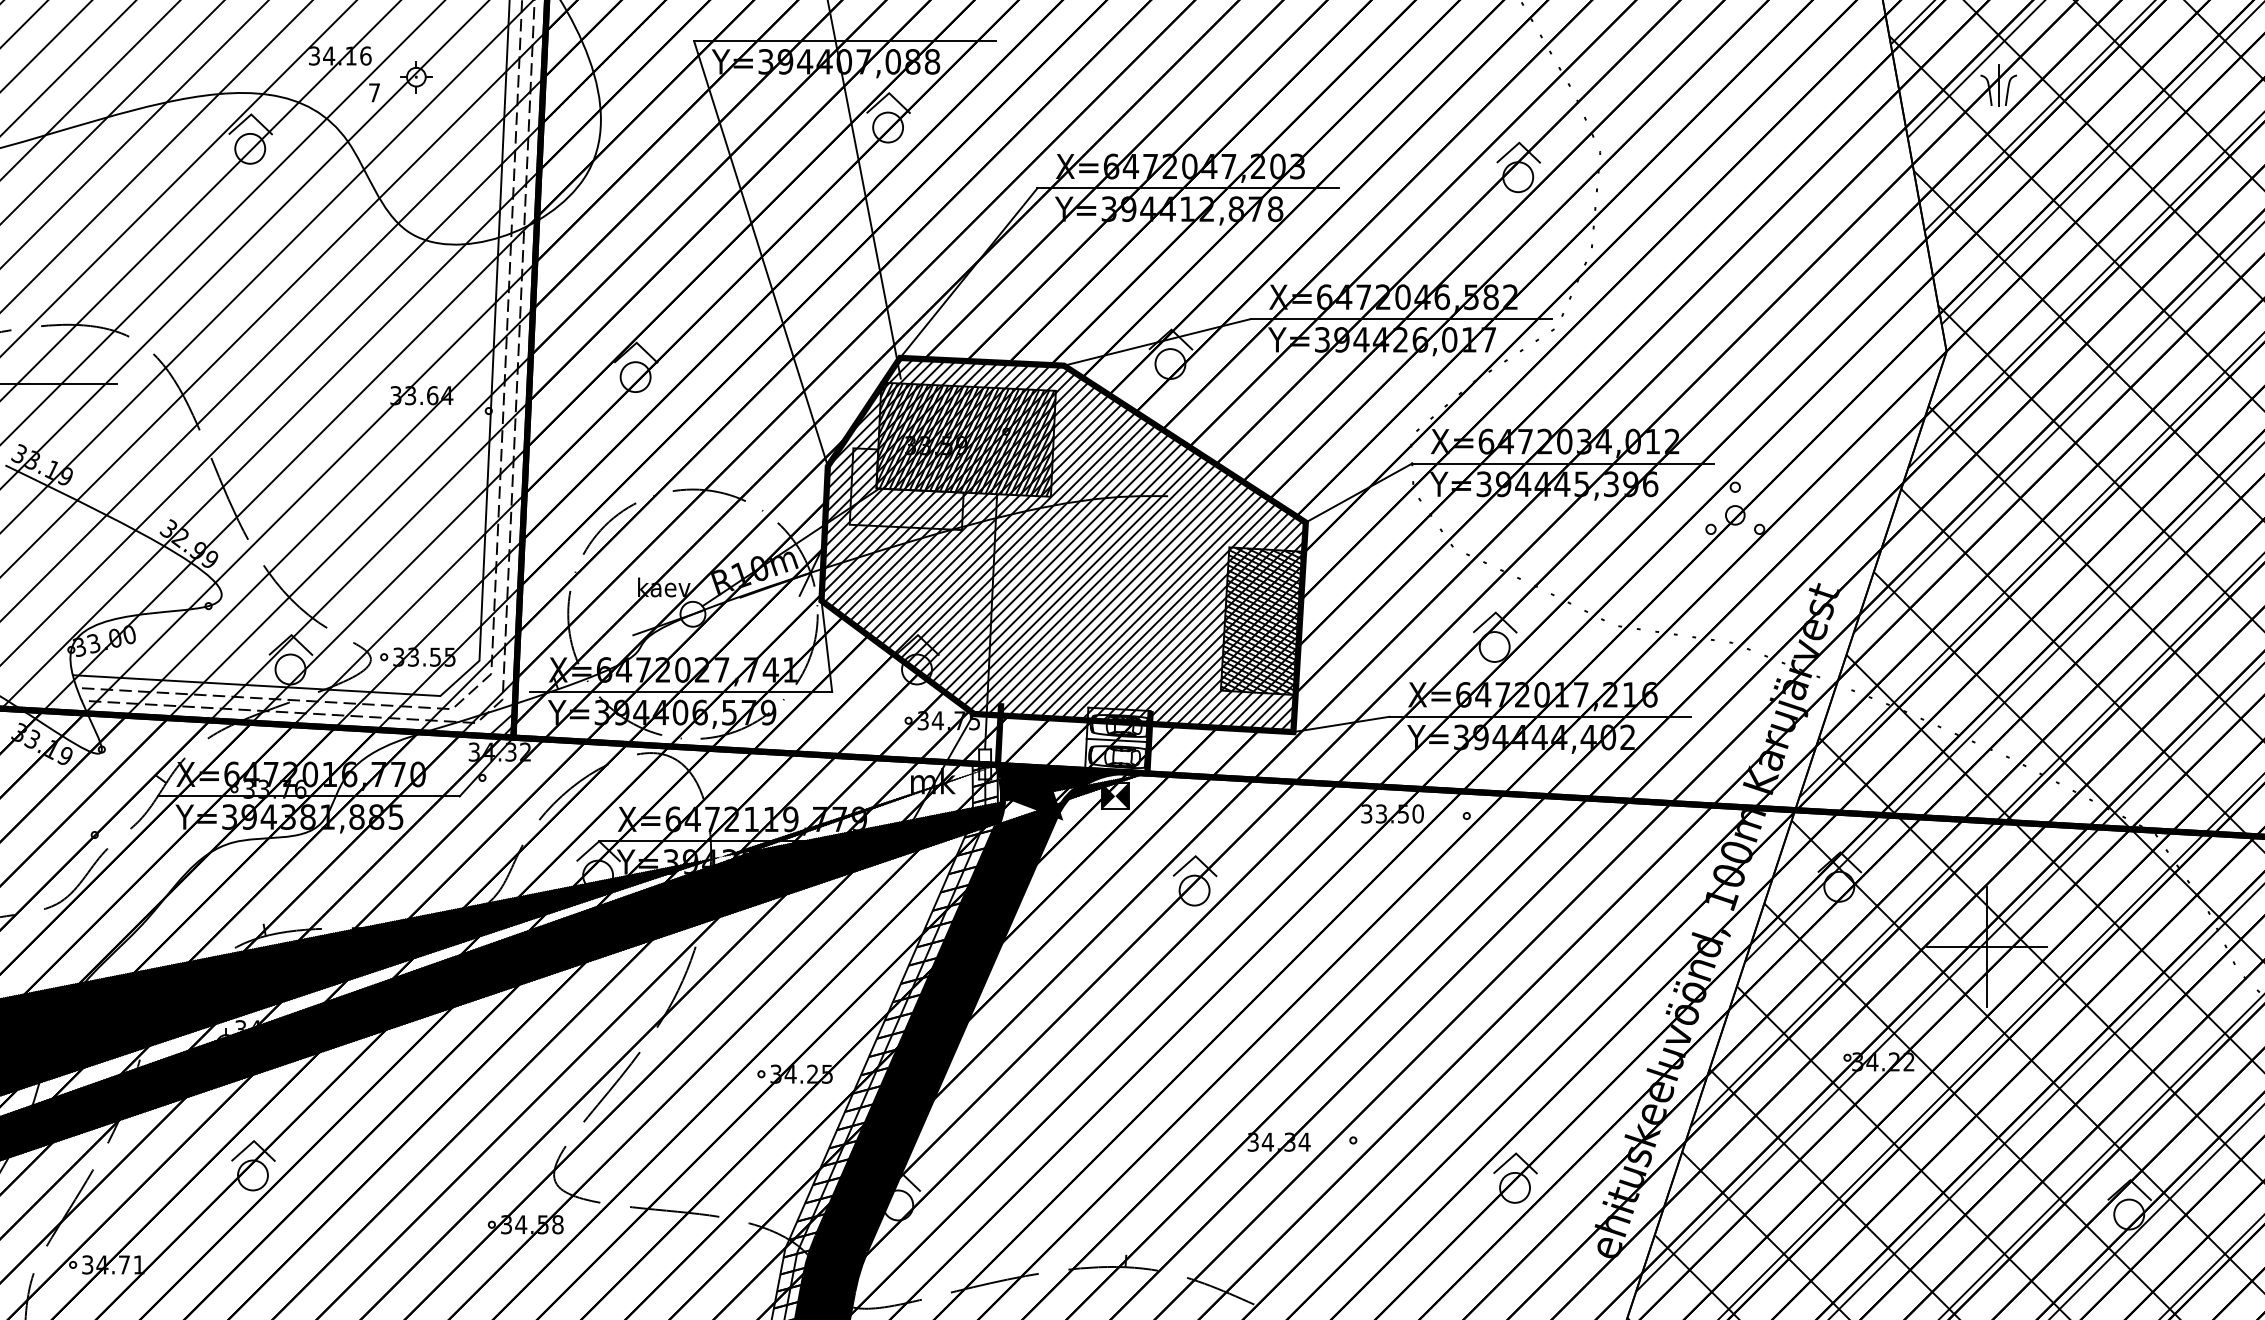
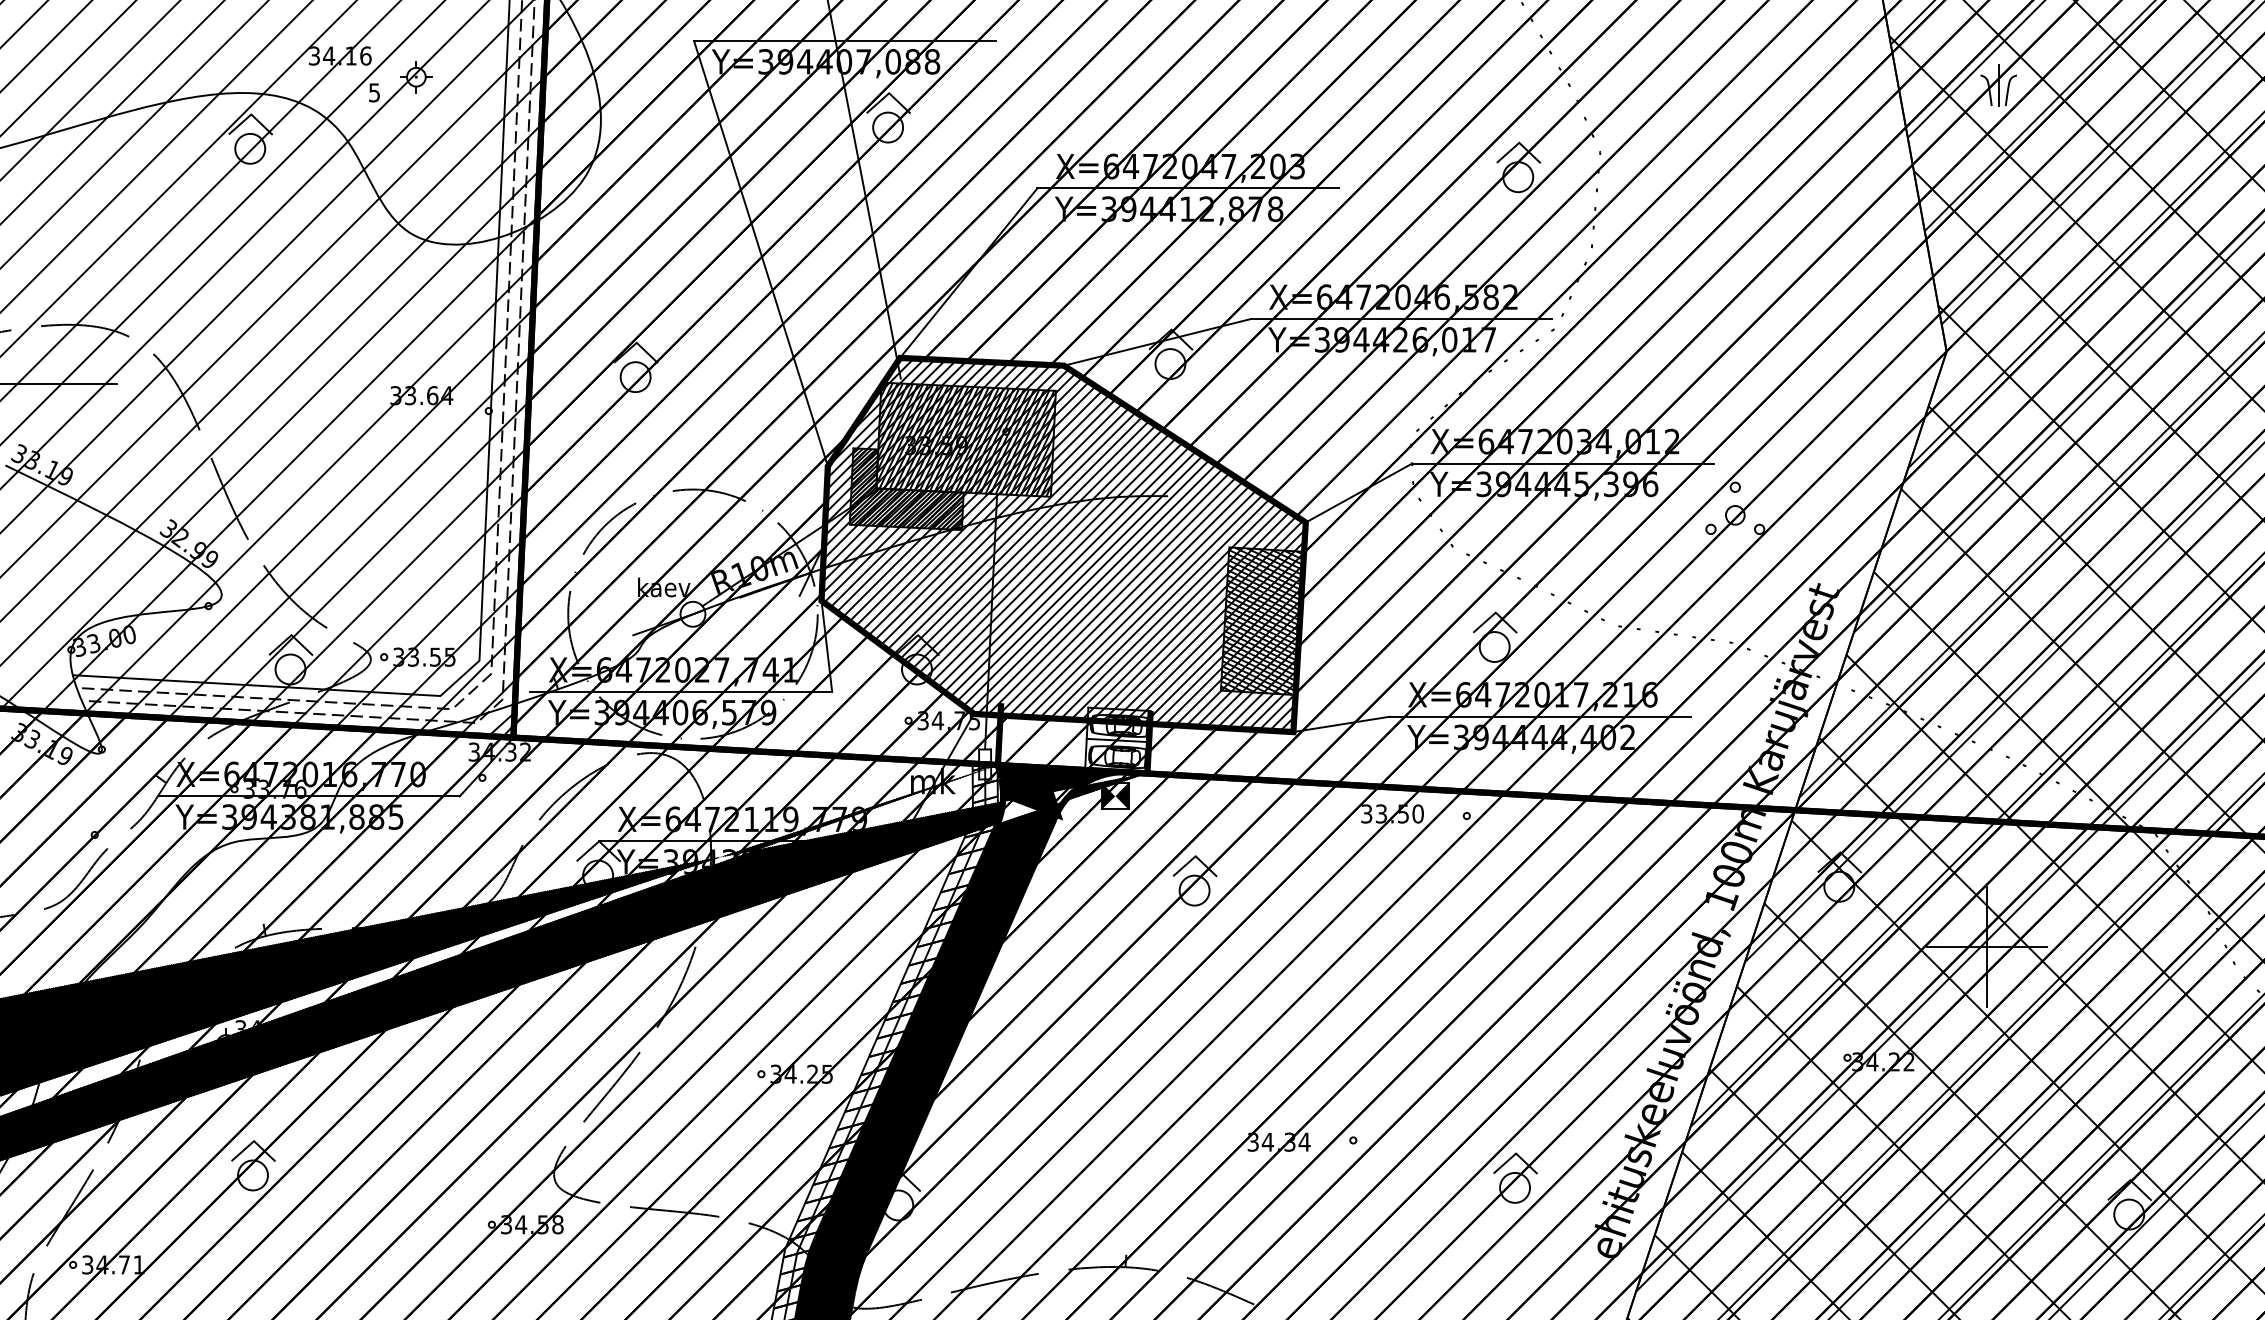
text: 7 -> 5 (374, 92)
hatch: none -> present (906, 488)
